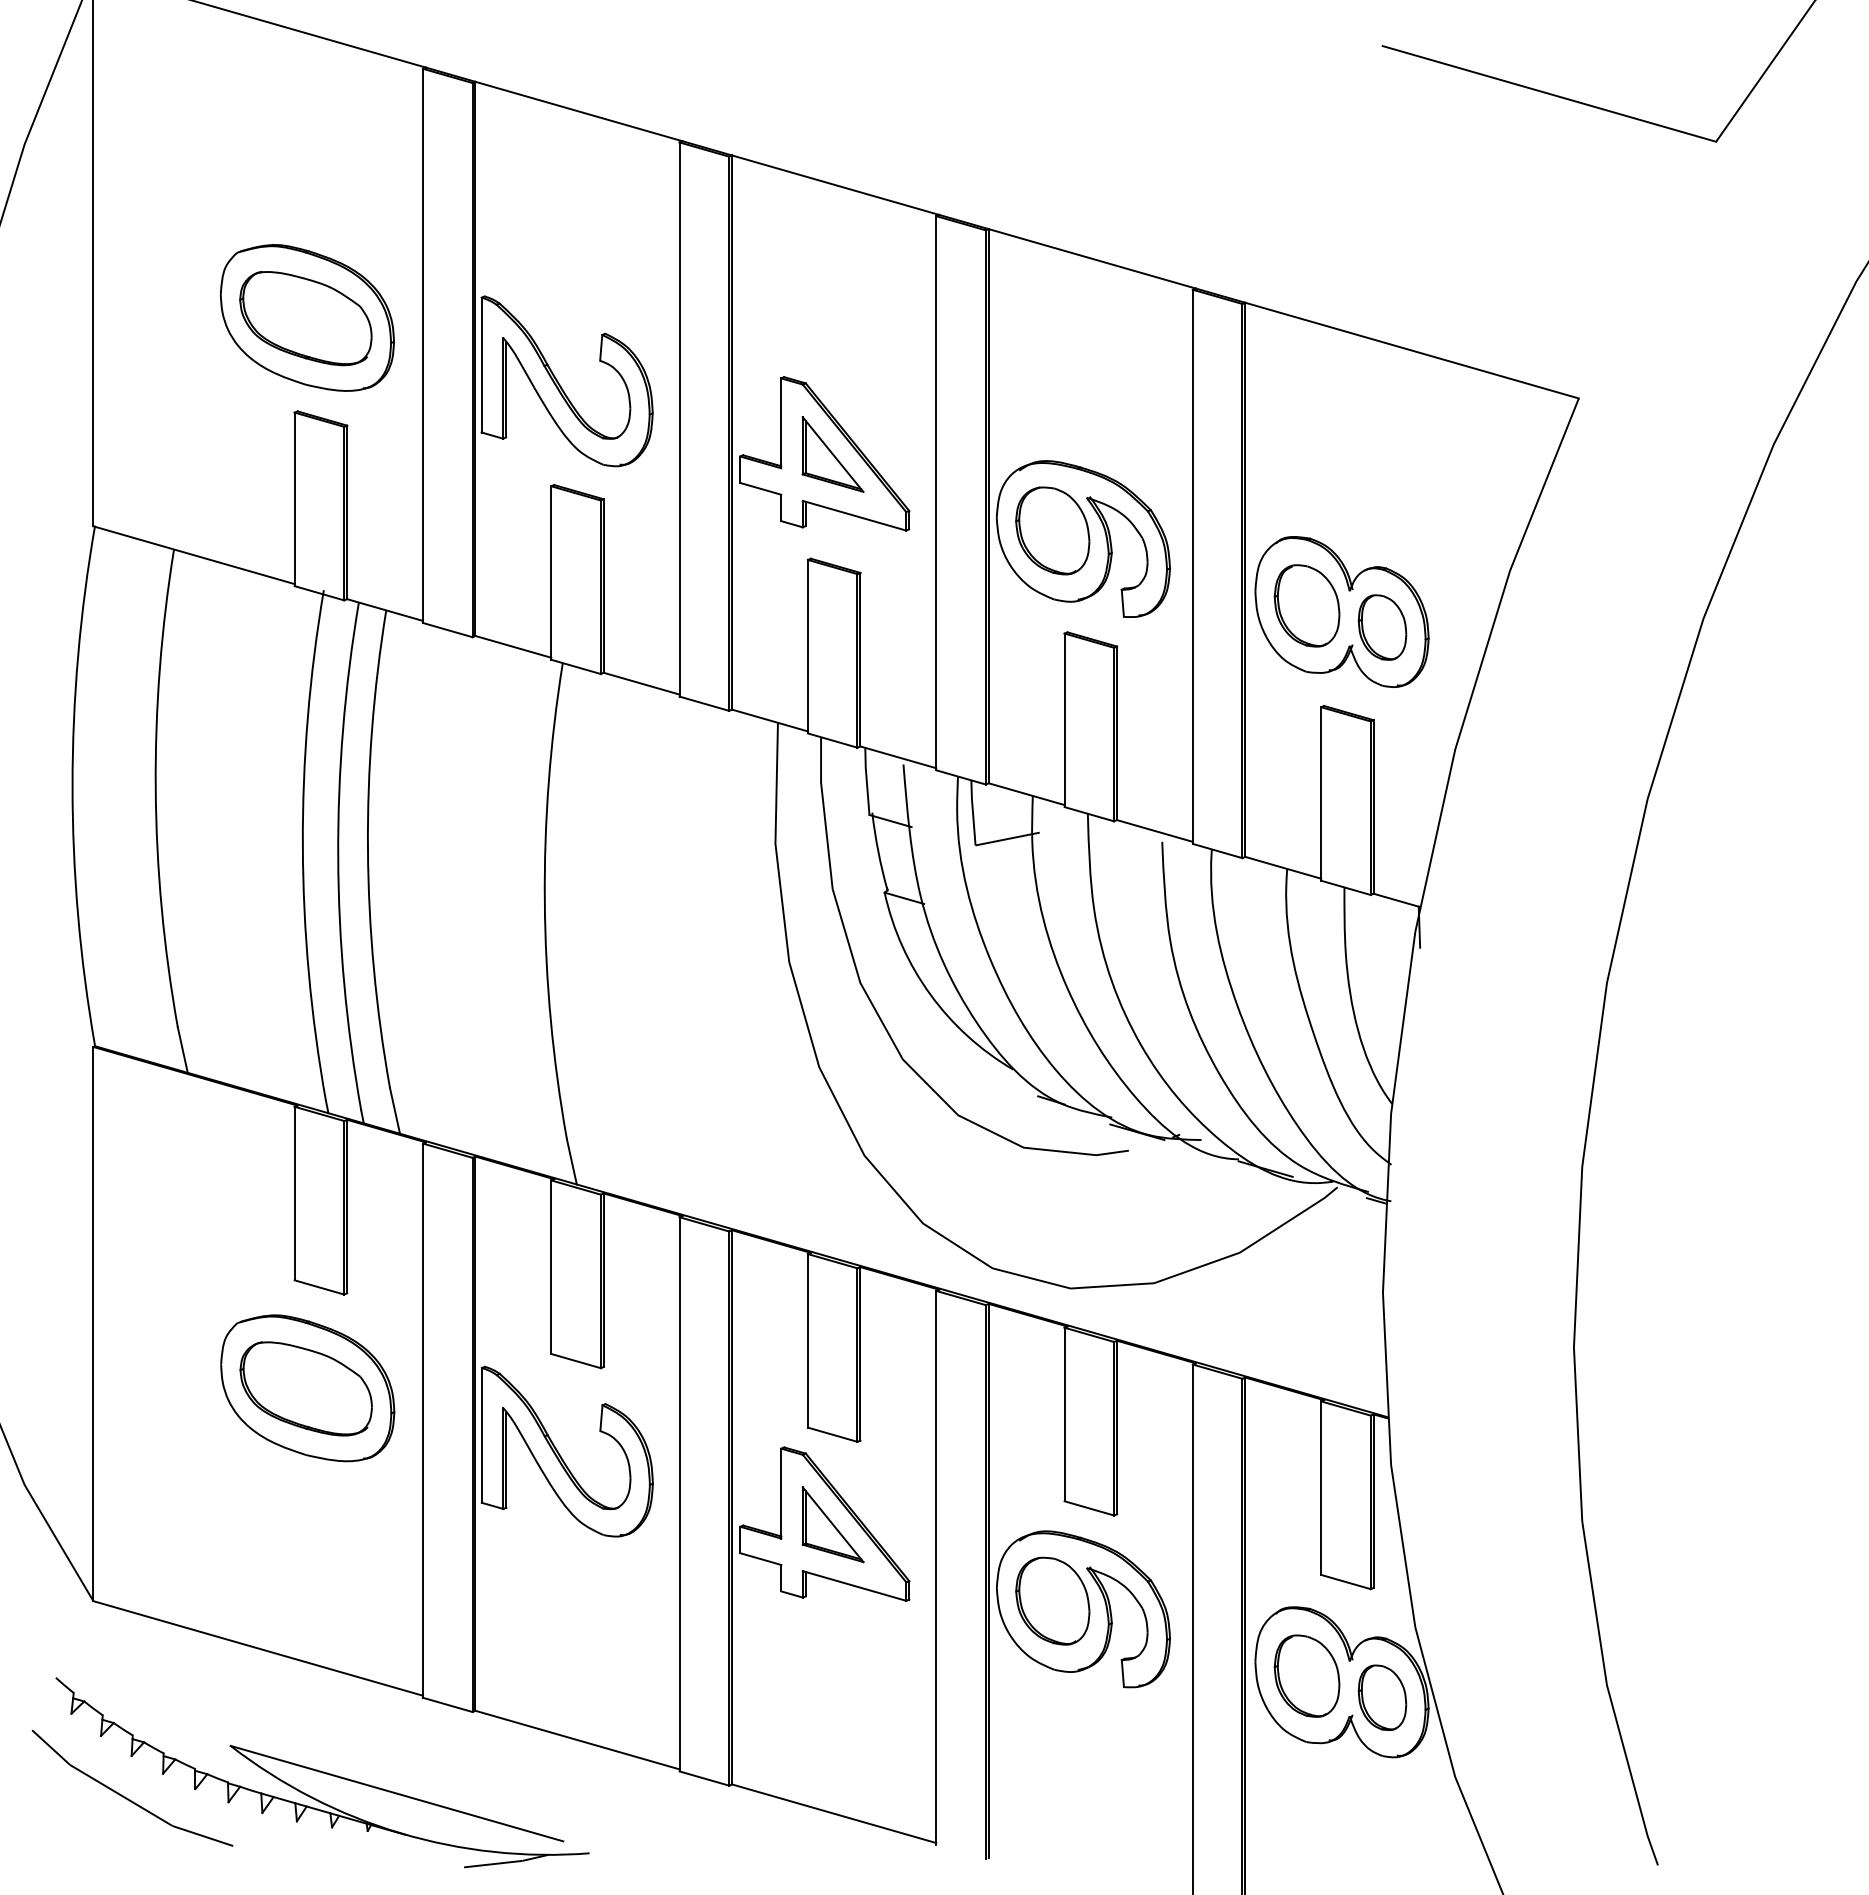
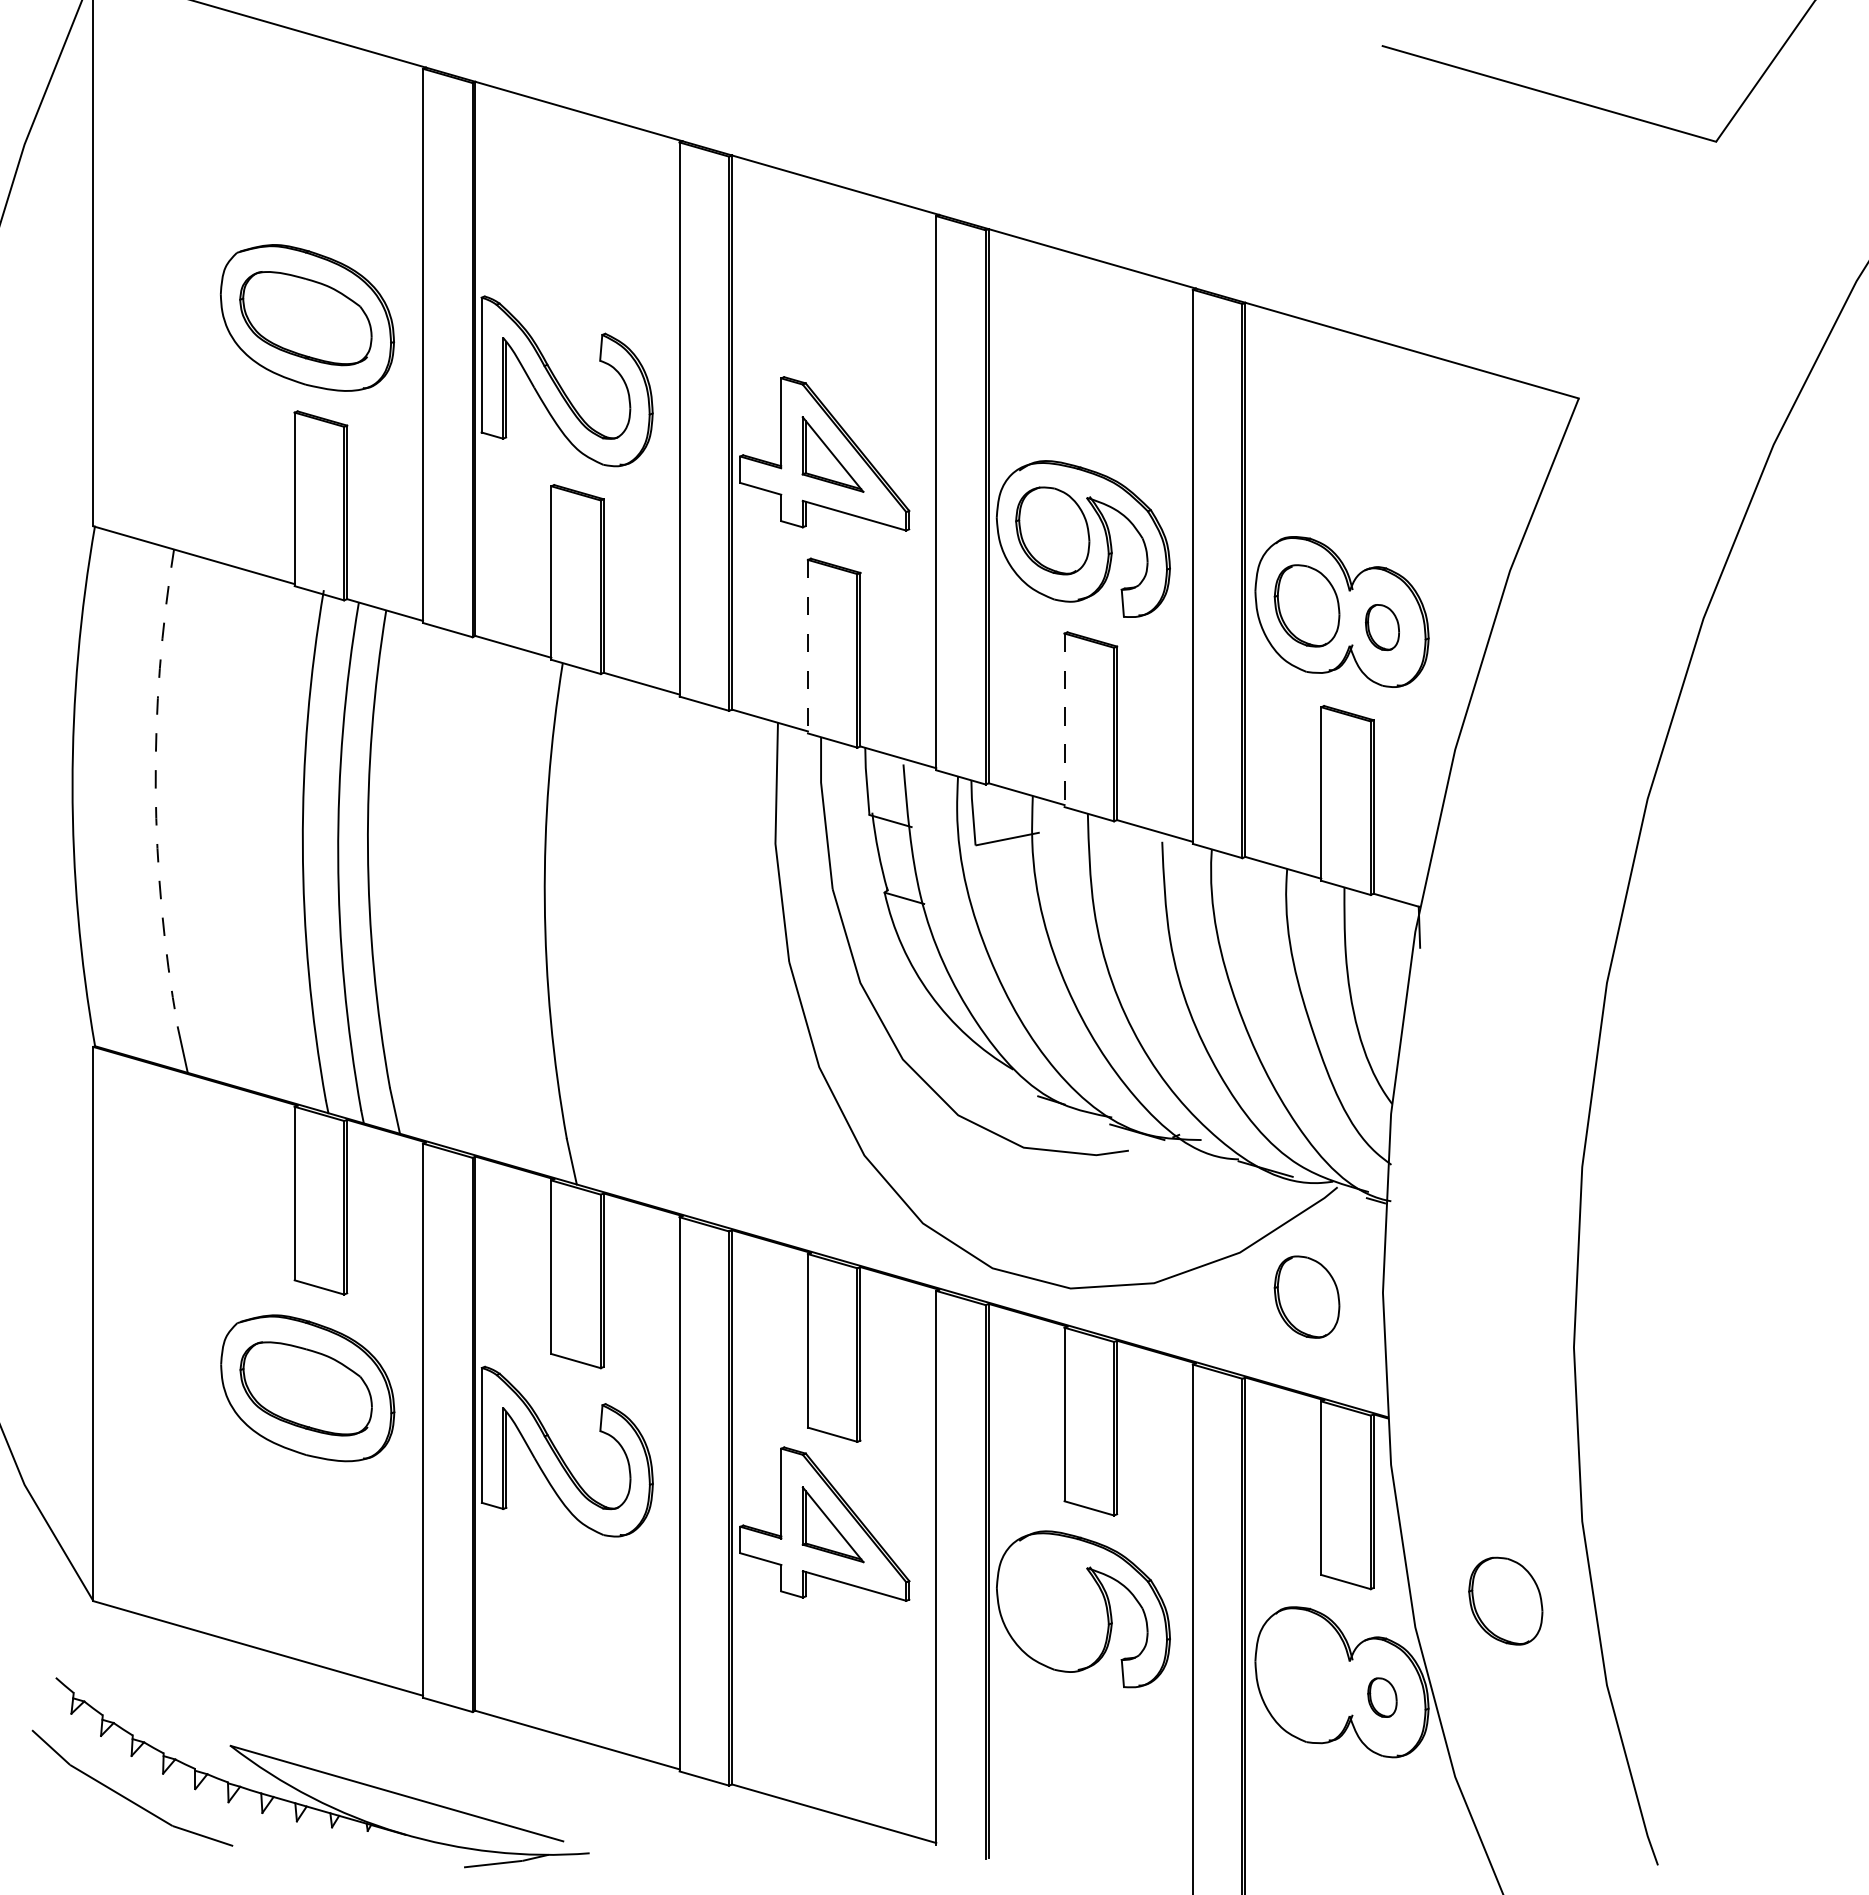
part size: 51x67 px -> 35x48 px (1382, 627)
line: solid -> dashed (807, 646)
line: solid -> dashed (1064, 720)
arc: solid -> dashed (155, 788)
part position: (1052, 1600) -> (1505, 1600) (1505, 1600)
part position: (1306, 1675) -> (1306, 1296) (1306, 1296)
part size: 51x67 px -> 31x41 px (1382, 1697)
